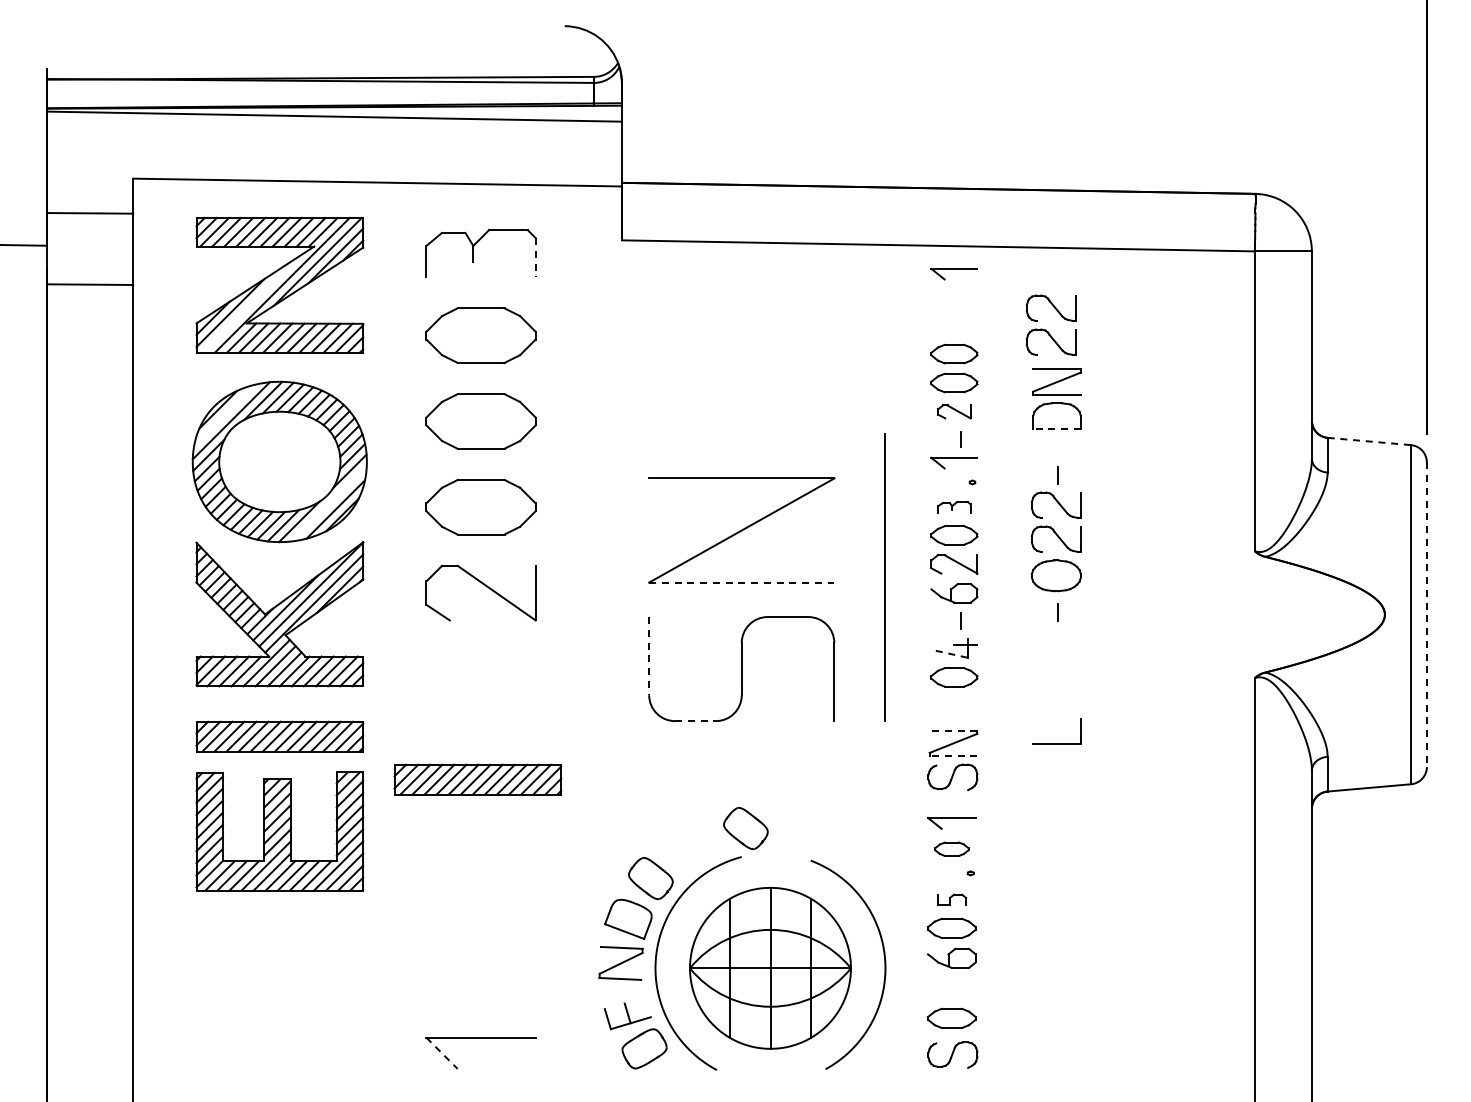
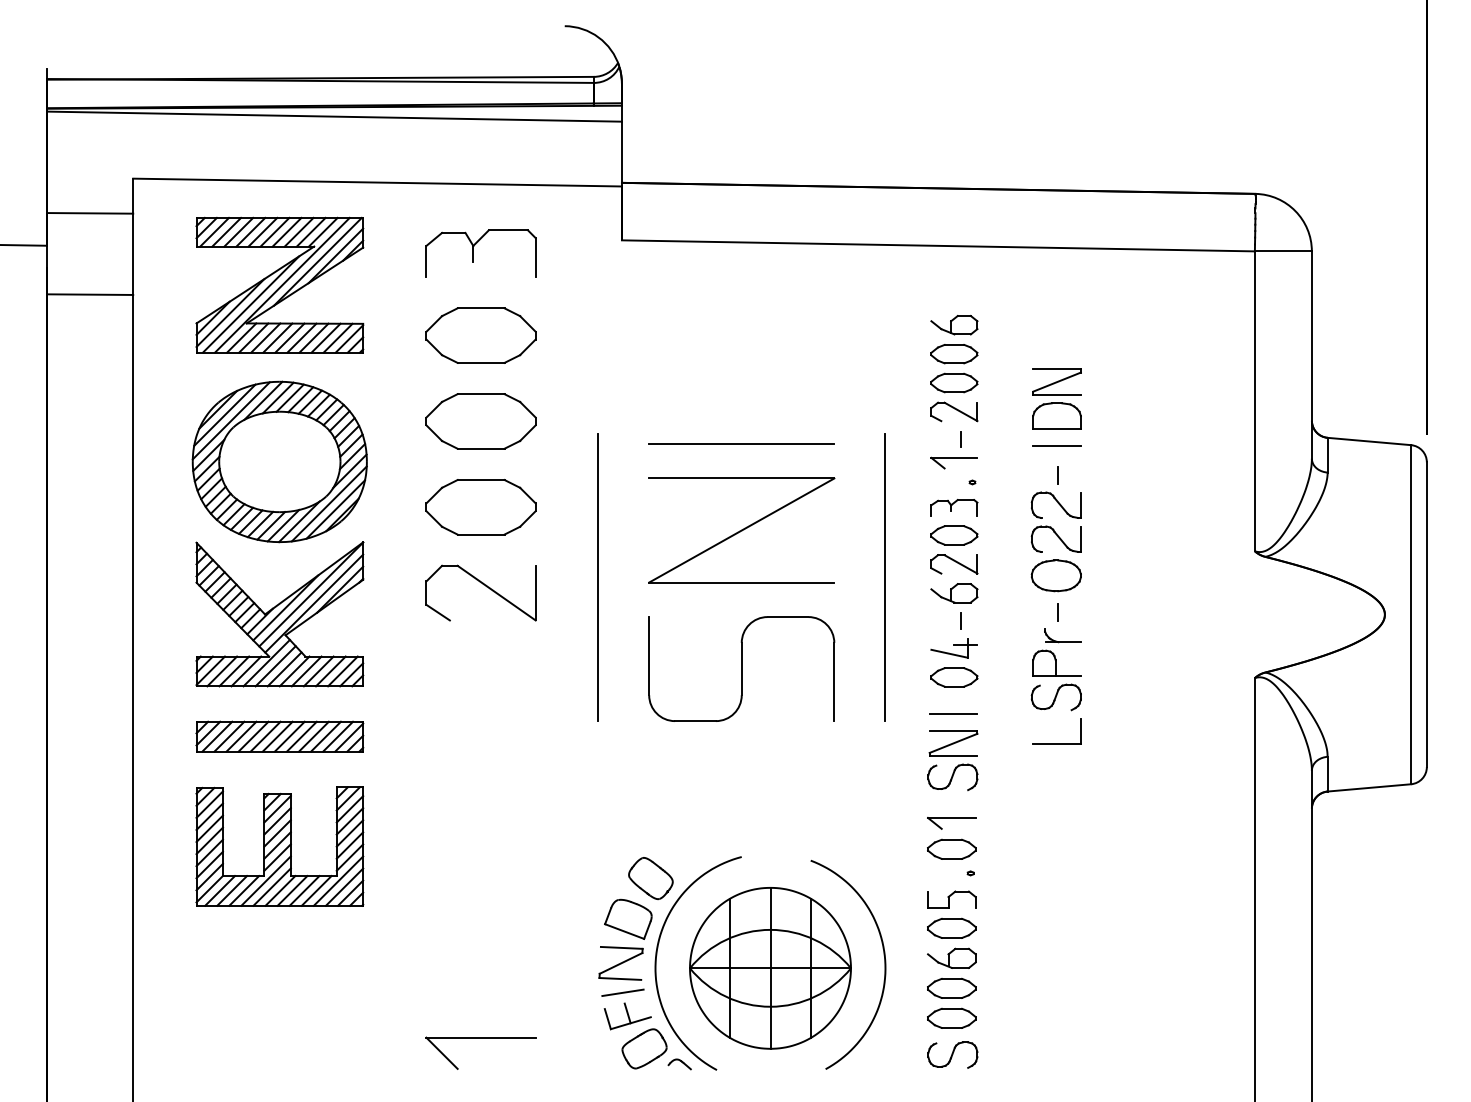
line: dashed -> solid (535, 257)
part: present -> none (953, 273)
line position: (89, 284) -> (89, 294) (89, 294)
line: none -> present (251, 304)
part: none -> present (954, 325)
part: present -> none (1046, 329)
part size: 35x16 px -> 49x22 px (954, 411)
line: none -> present (224, 414)
line: dashed -> solid (1057, 428)
line: dashed -> solid (1369, 441)
line: none -> present (741, 443)
line: none -> present (1056, 445)
line: none -> present (328, 503)
part size: 35x13 px -> 49x18 px (954, 507)
line: none -> present (598, 577)
line: dashed -> solid (741, 582)
line: dashed -> solid (1426, 615)
line: dashed -> solid (949, 653)
line: dashed -> solid (649, 656)
part: none -> present (1055, 669)
line: none -> present (953, 713)
line: dashed -> solid (695, 721)
line: dashed -> solid (953, 730)
line: dashed -> solid (953, 756)
part: present -> none (477, 779)
part: present -> none (745, 828)
part position: (279, 831) -> (279, 846) (279, 846)
part size: 36x16 px -> 50x22 px (951, 848)
part size: 31x13 px -> 50x19 px (951, 899)
part: none -> present (951, 987)
line: none -> present (622, 992)
line: dashed -> solid (442, 1053)
part: none -> present (679, 1064)
